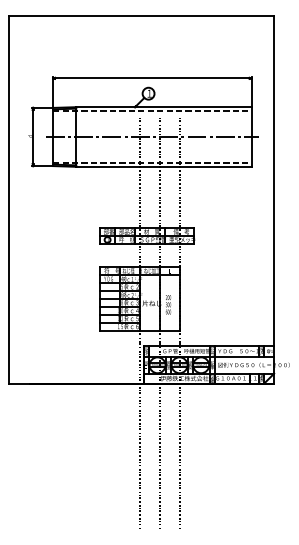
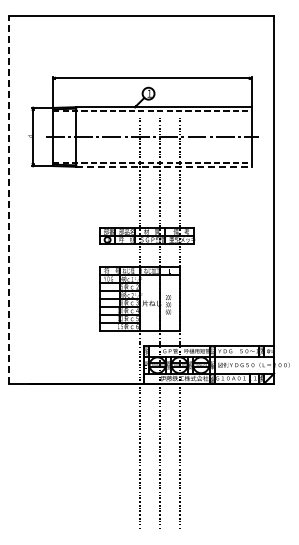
line: solid -> dashed (163, 167)
line: solid -> dashed (9, 199)
